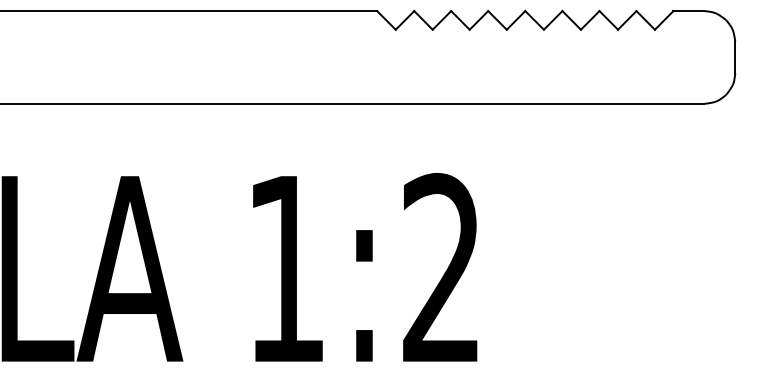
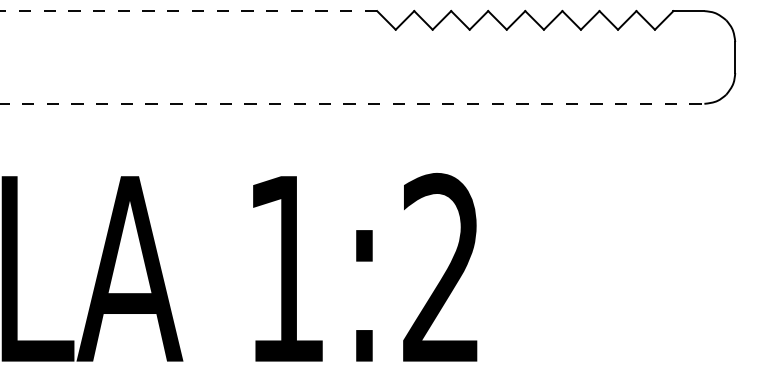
line: solid -> dashed (188, 11)
line: solid -> dashed (352, 103)
